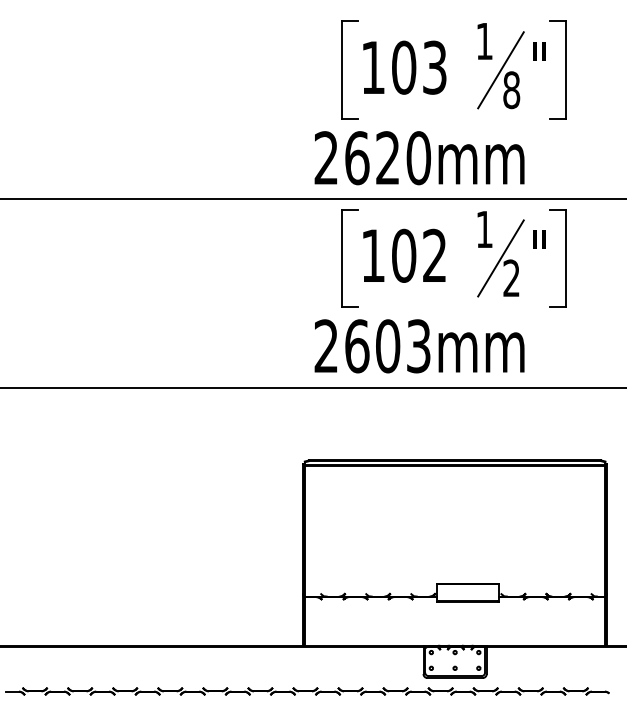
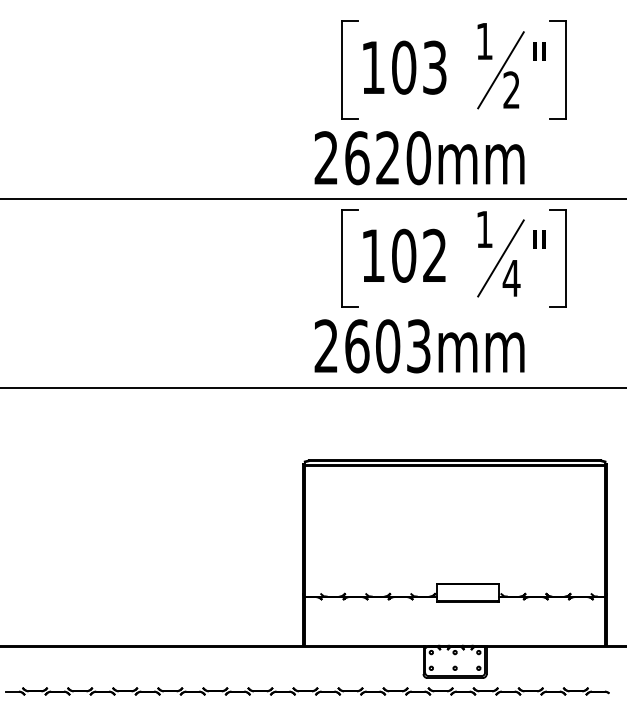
text: 8 -> 2 (511, 90)
text: 2 -> 4 (511, 277)
